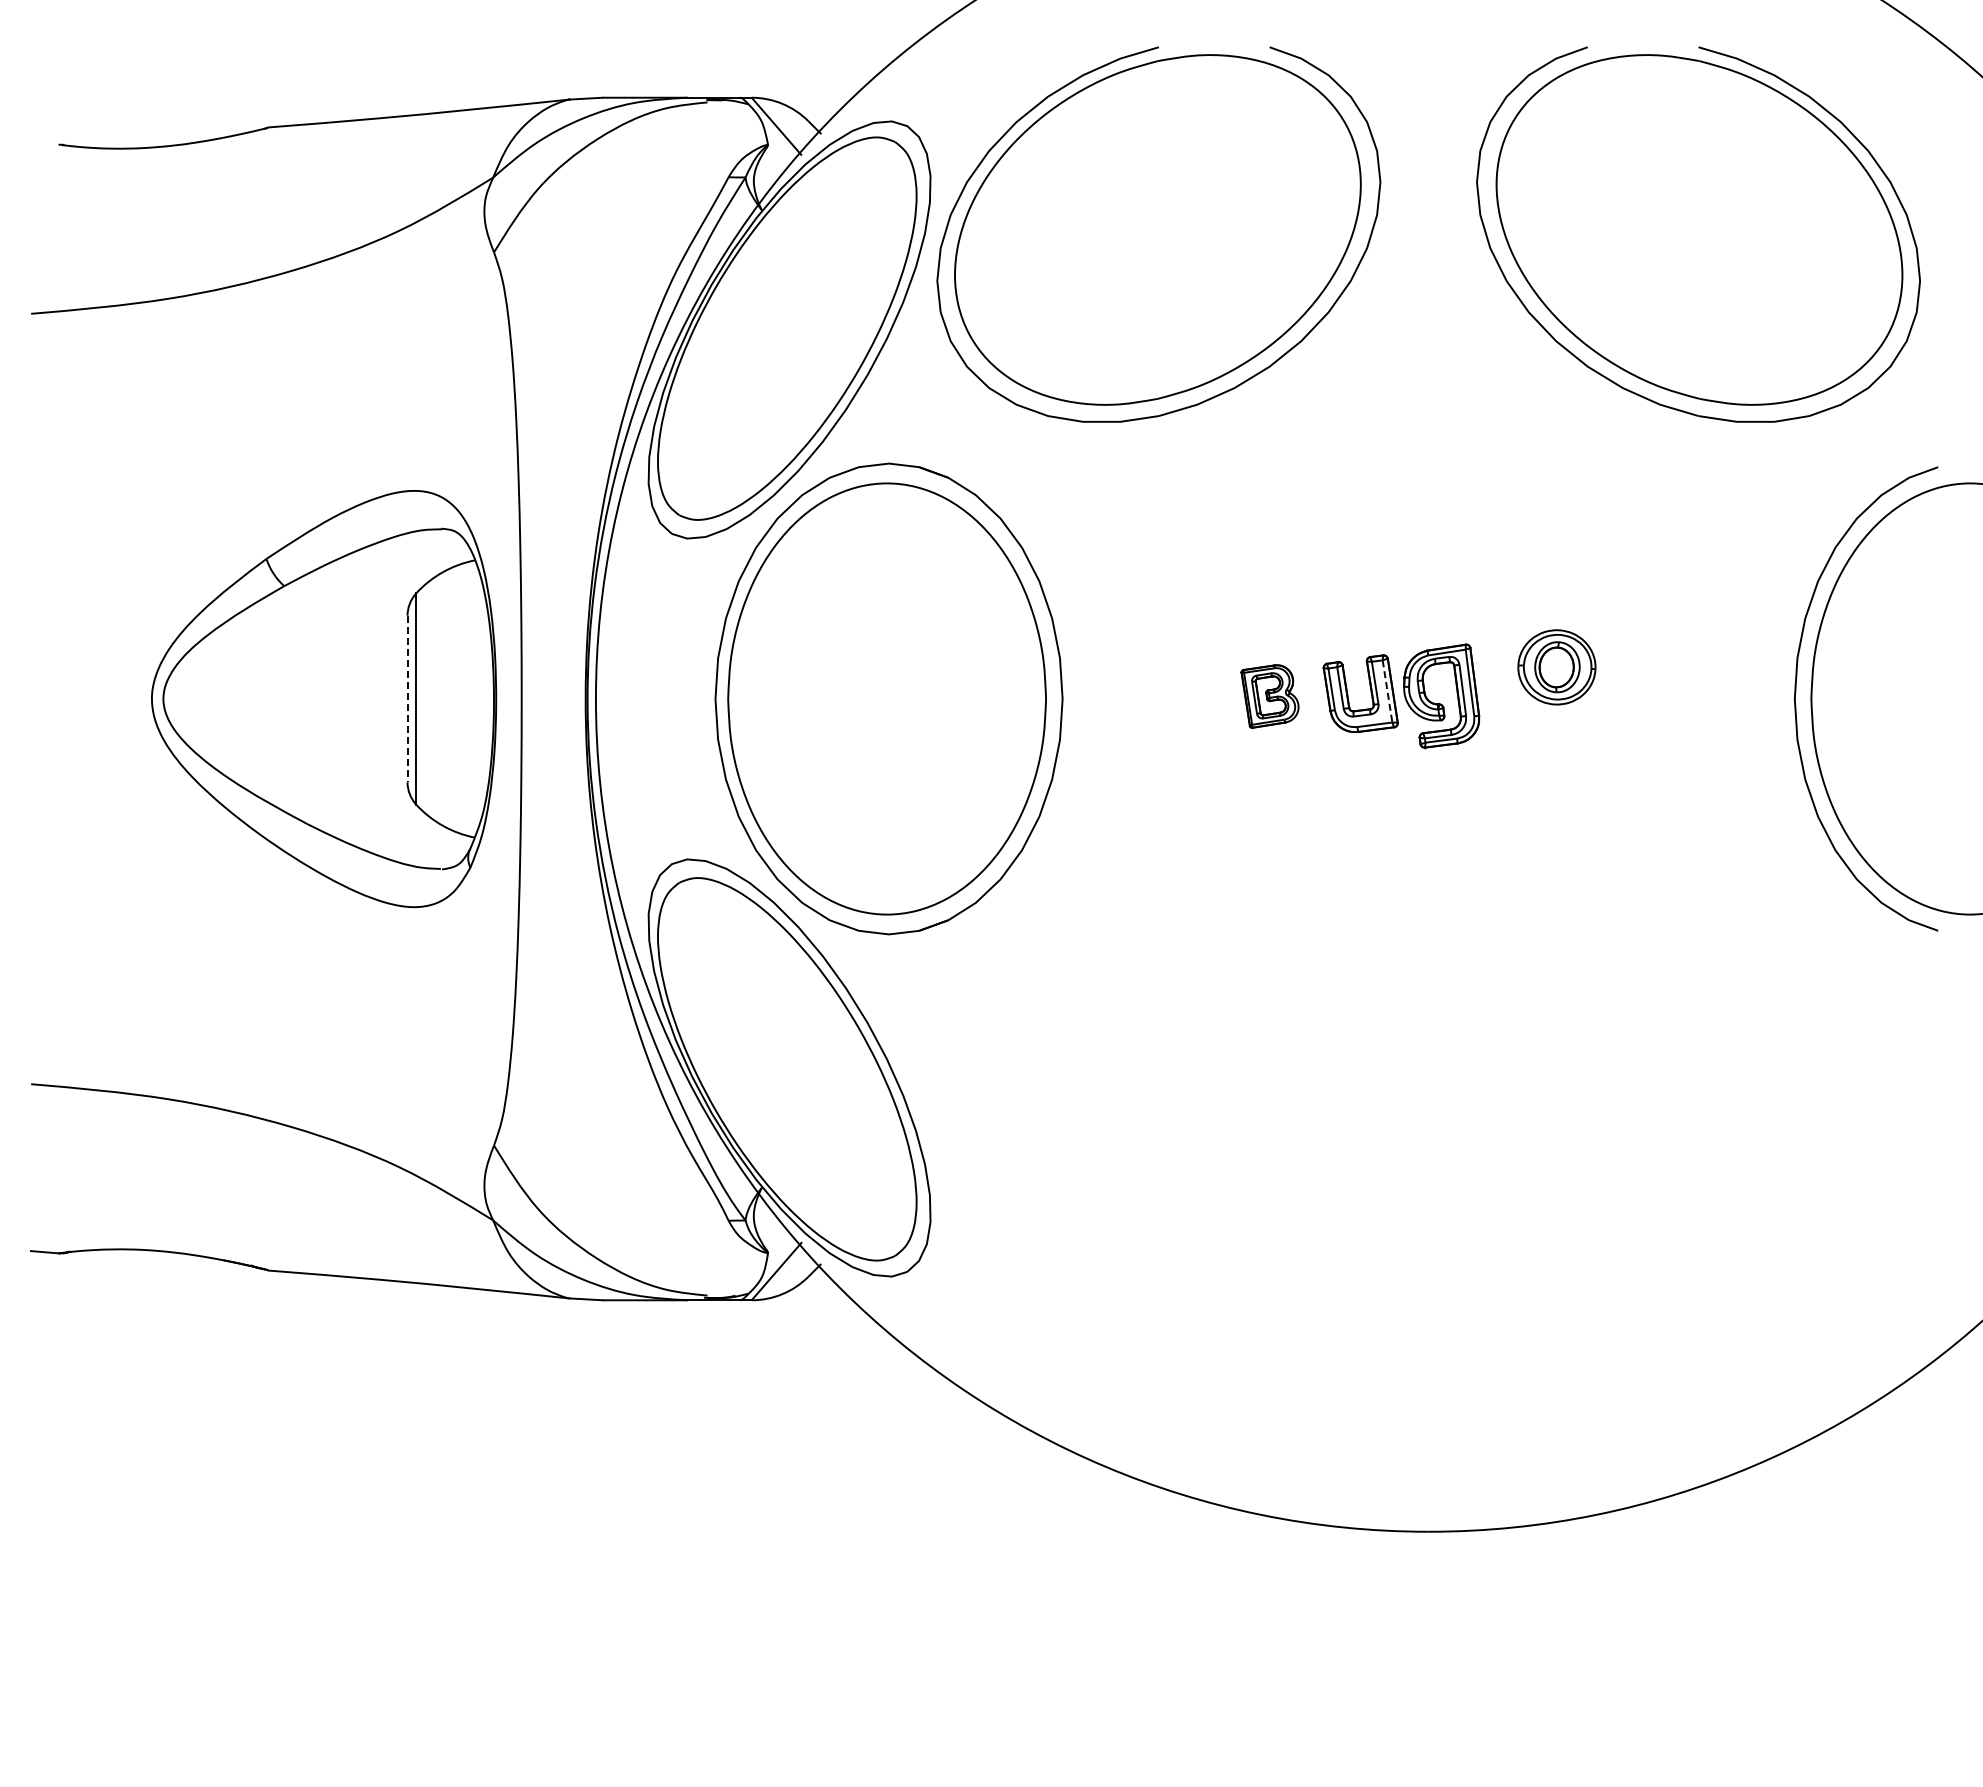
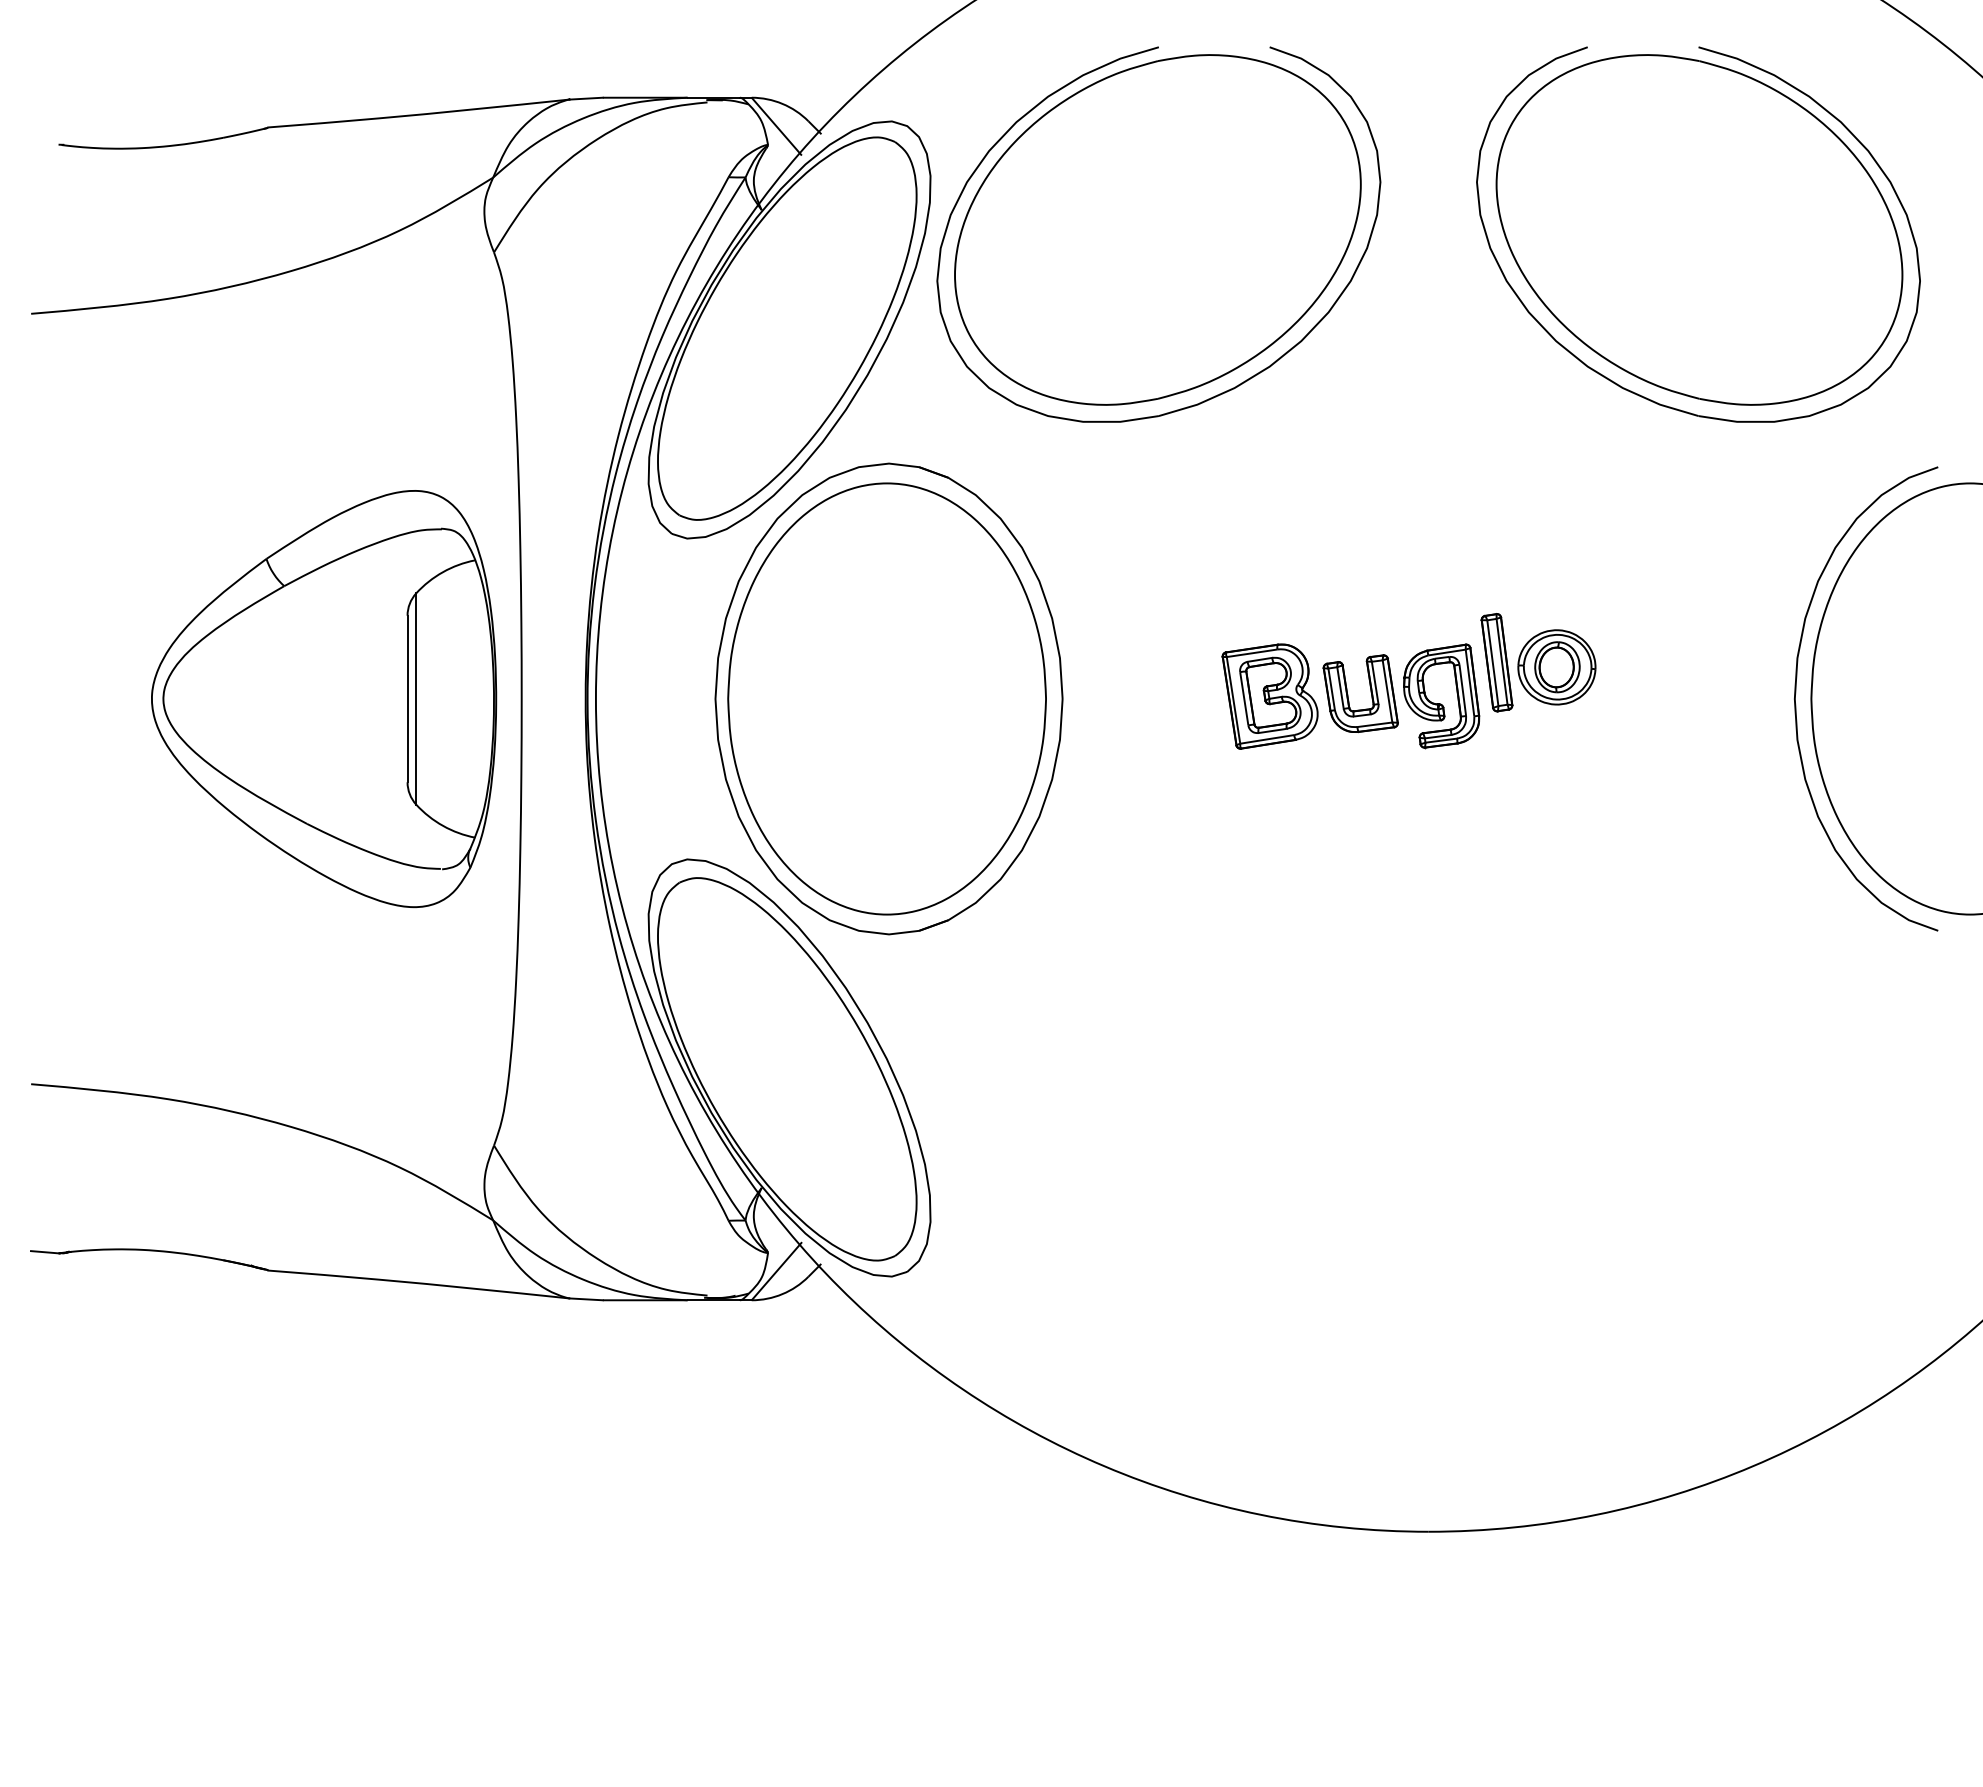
part: none -> present (1496, 662)
line: dashed -> solid (1387, 691)
part size: 60x65 px -> 98x107 px (1269, 696)
line: dashed -> solid (407, 699)
